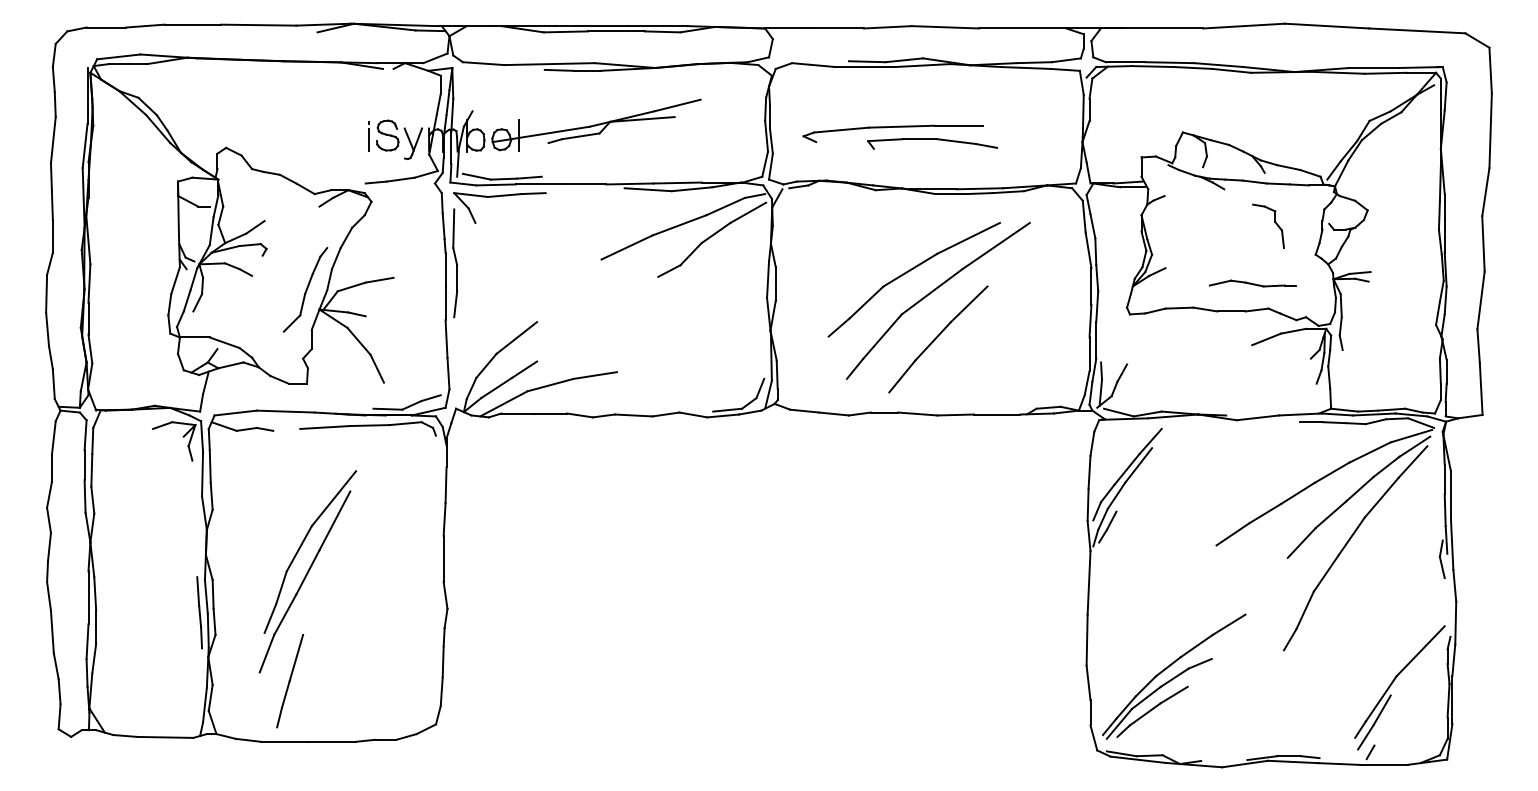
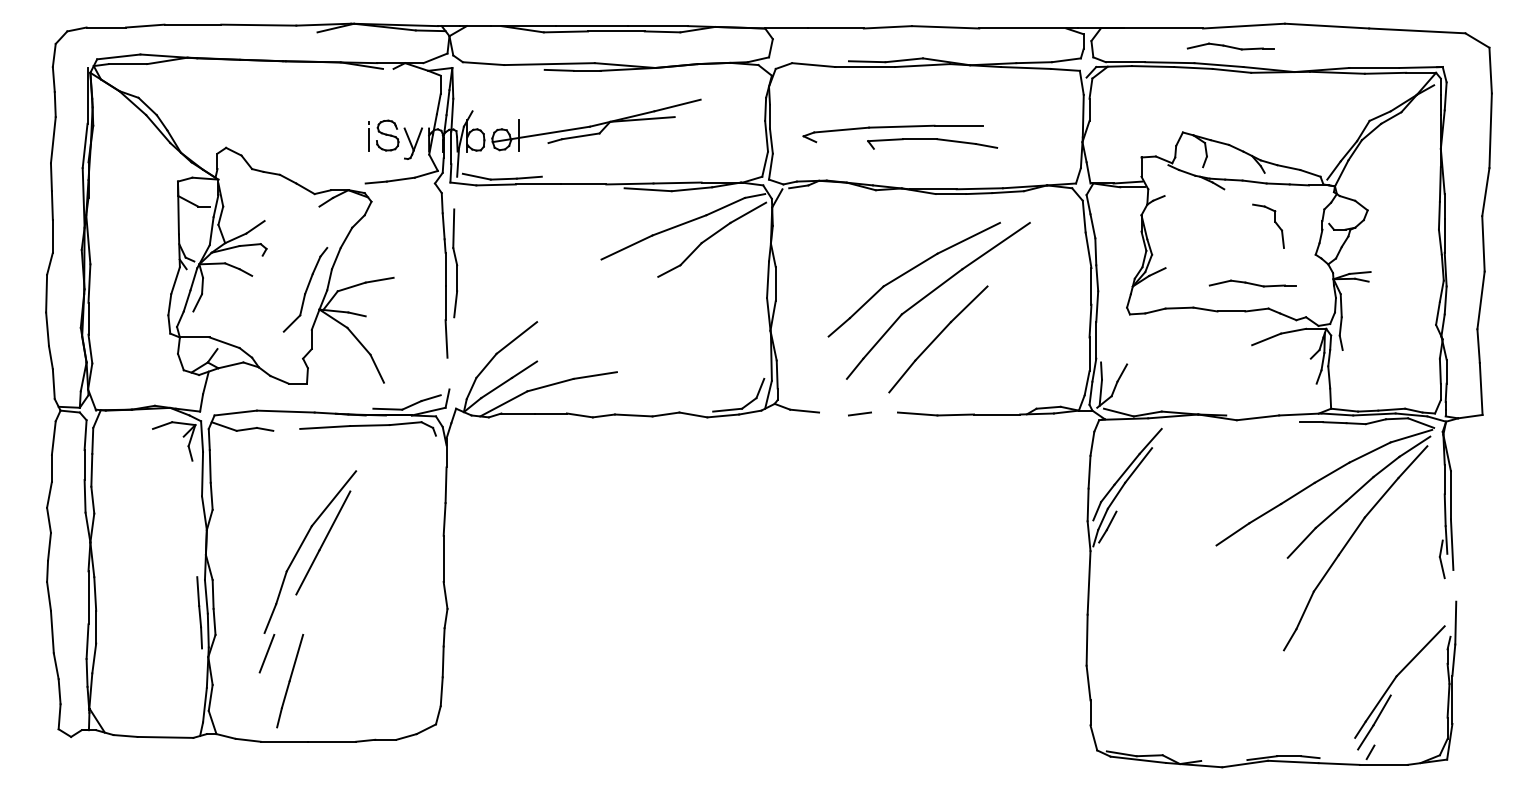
part: none -> present (1230, 46)
part: present -> none (496, 197)
line: present -> none (448, 373)
line: present -> none (884, 412)
line: present -> none (833, 413)
line: present -> none (1454, 585)
line: present -> none (285, 614)
part: present -> none (1174, 676)
